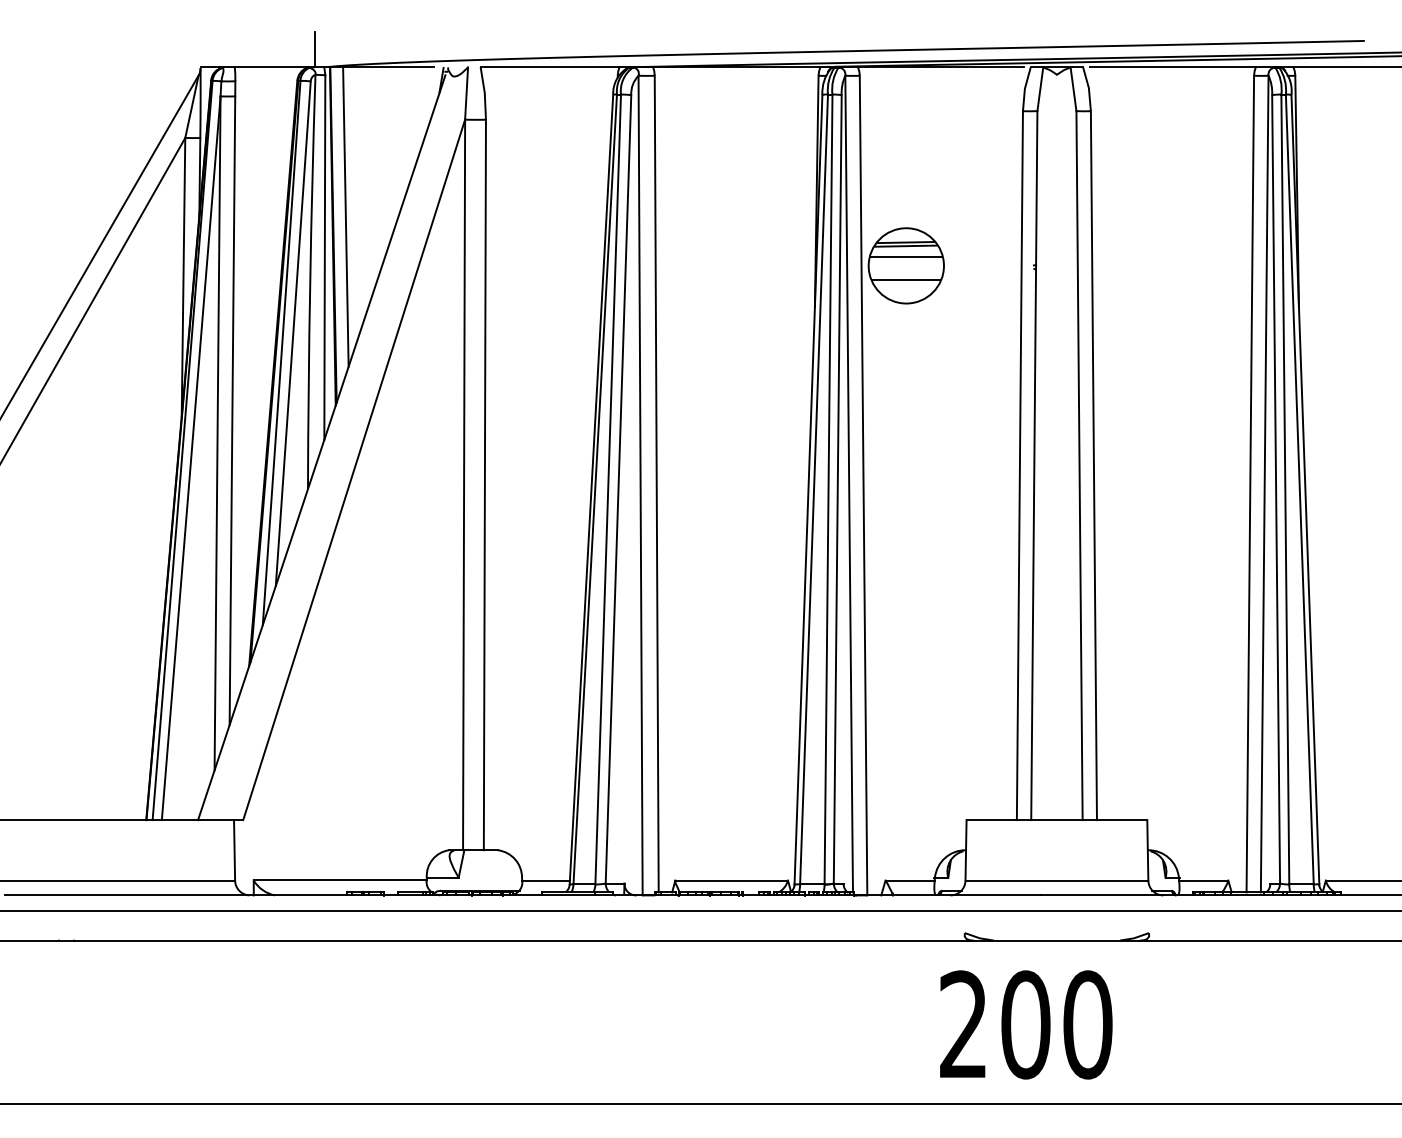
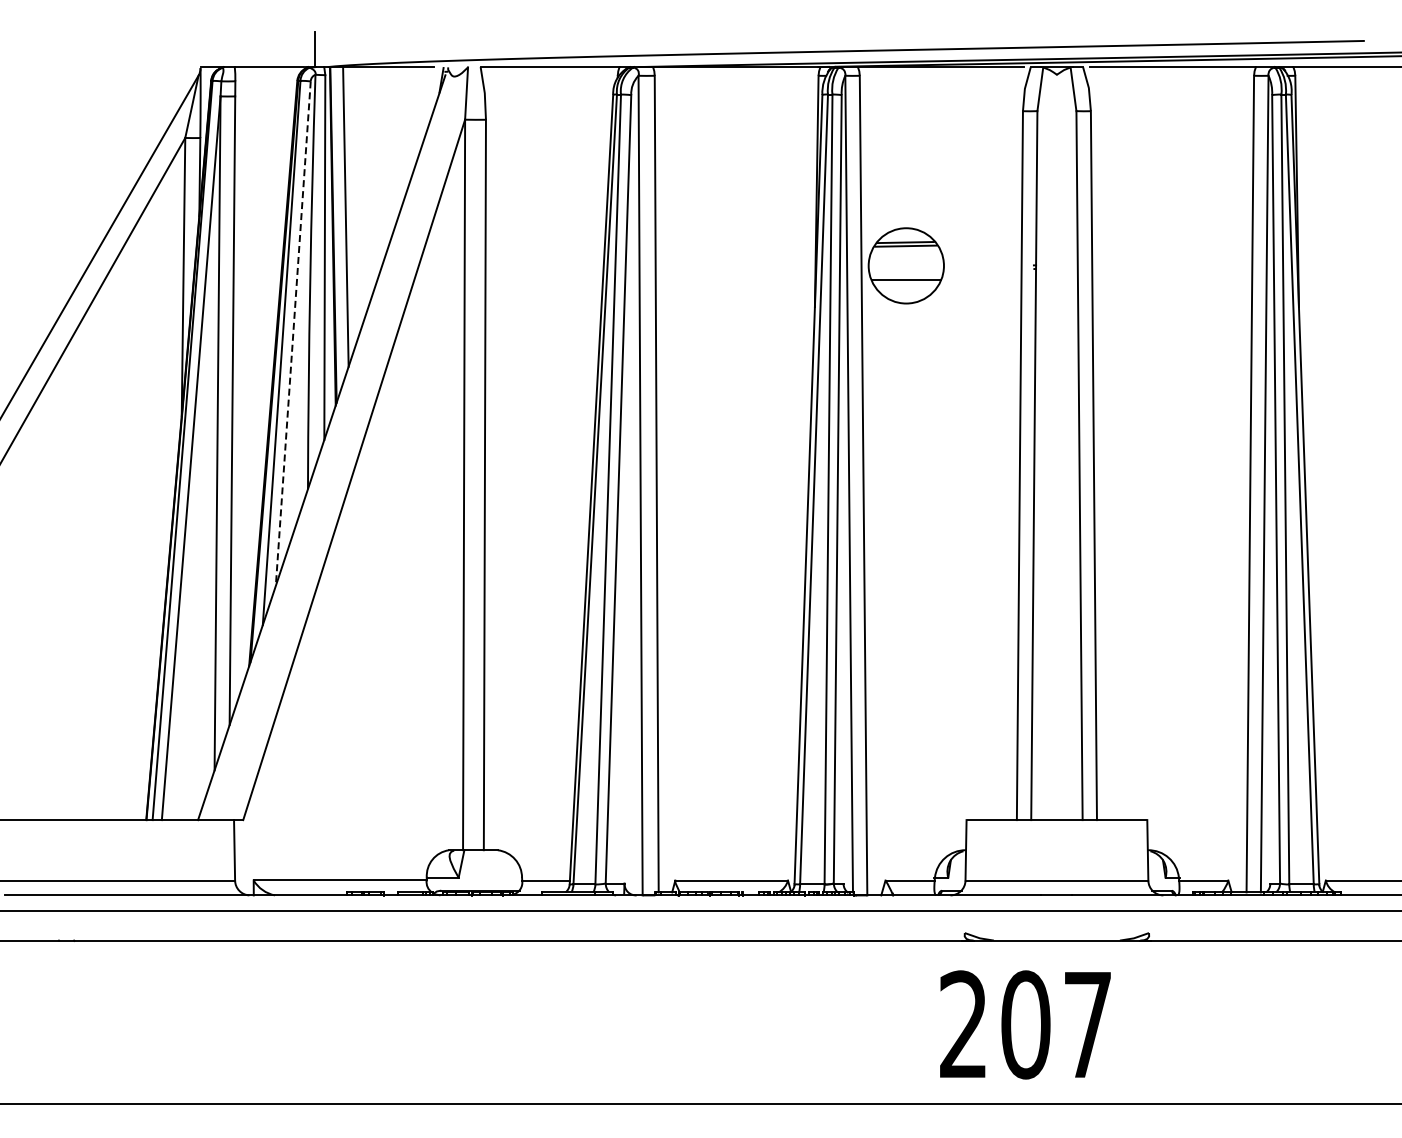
line: present -> none (906, 257)
line: solid -> dashed (293, 333)
text: 200 -> 207 (1087, 1024)
